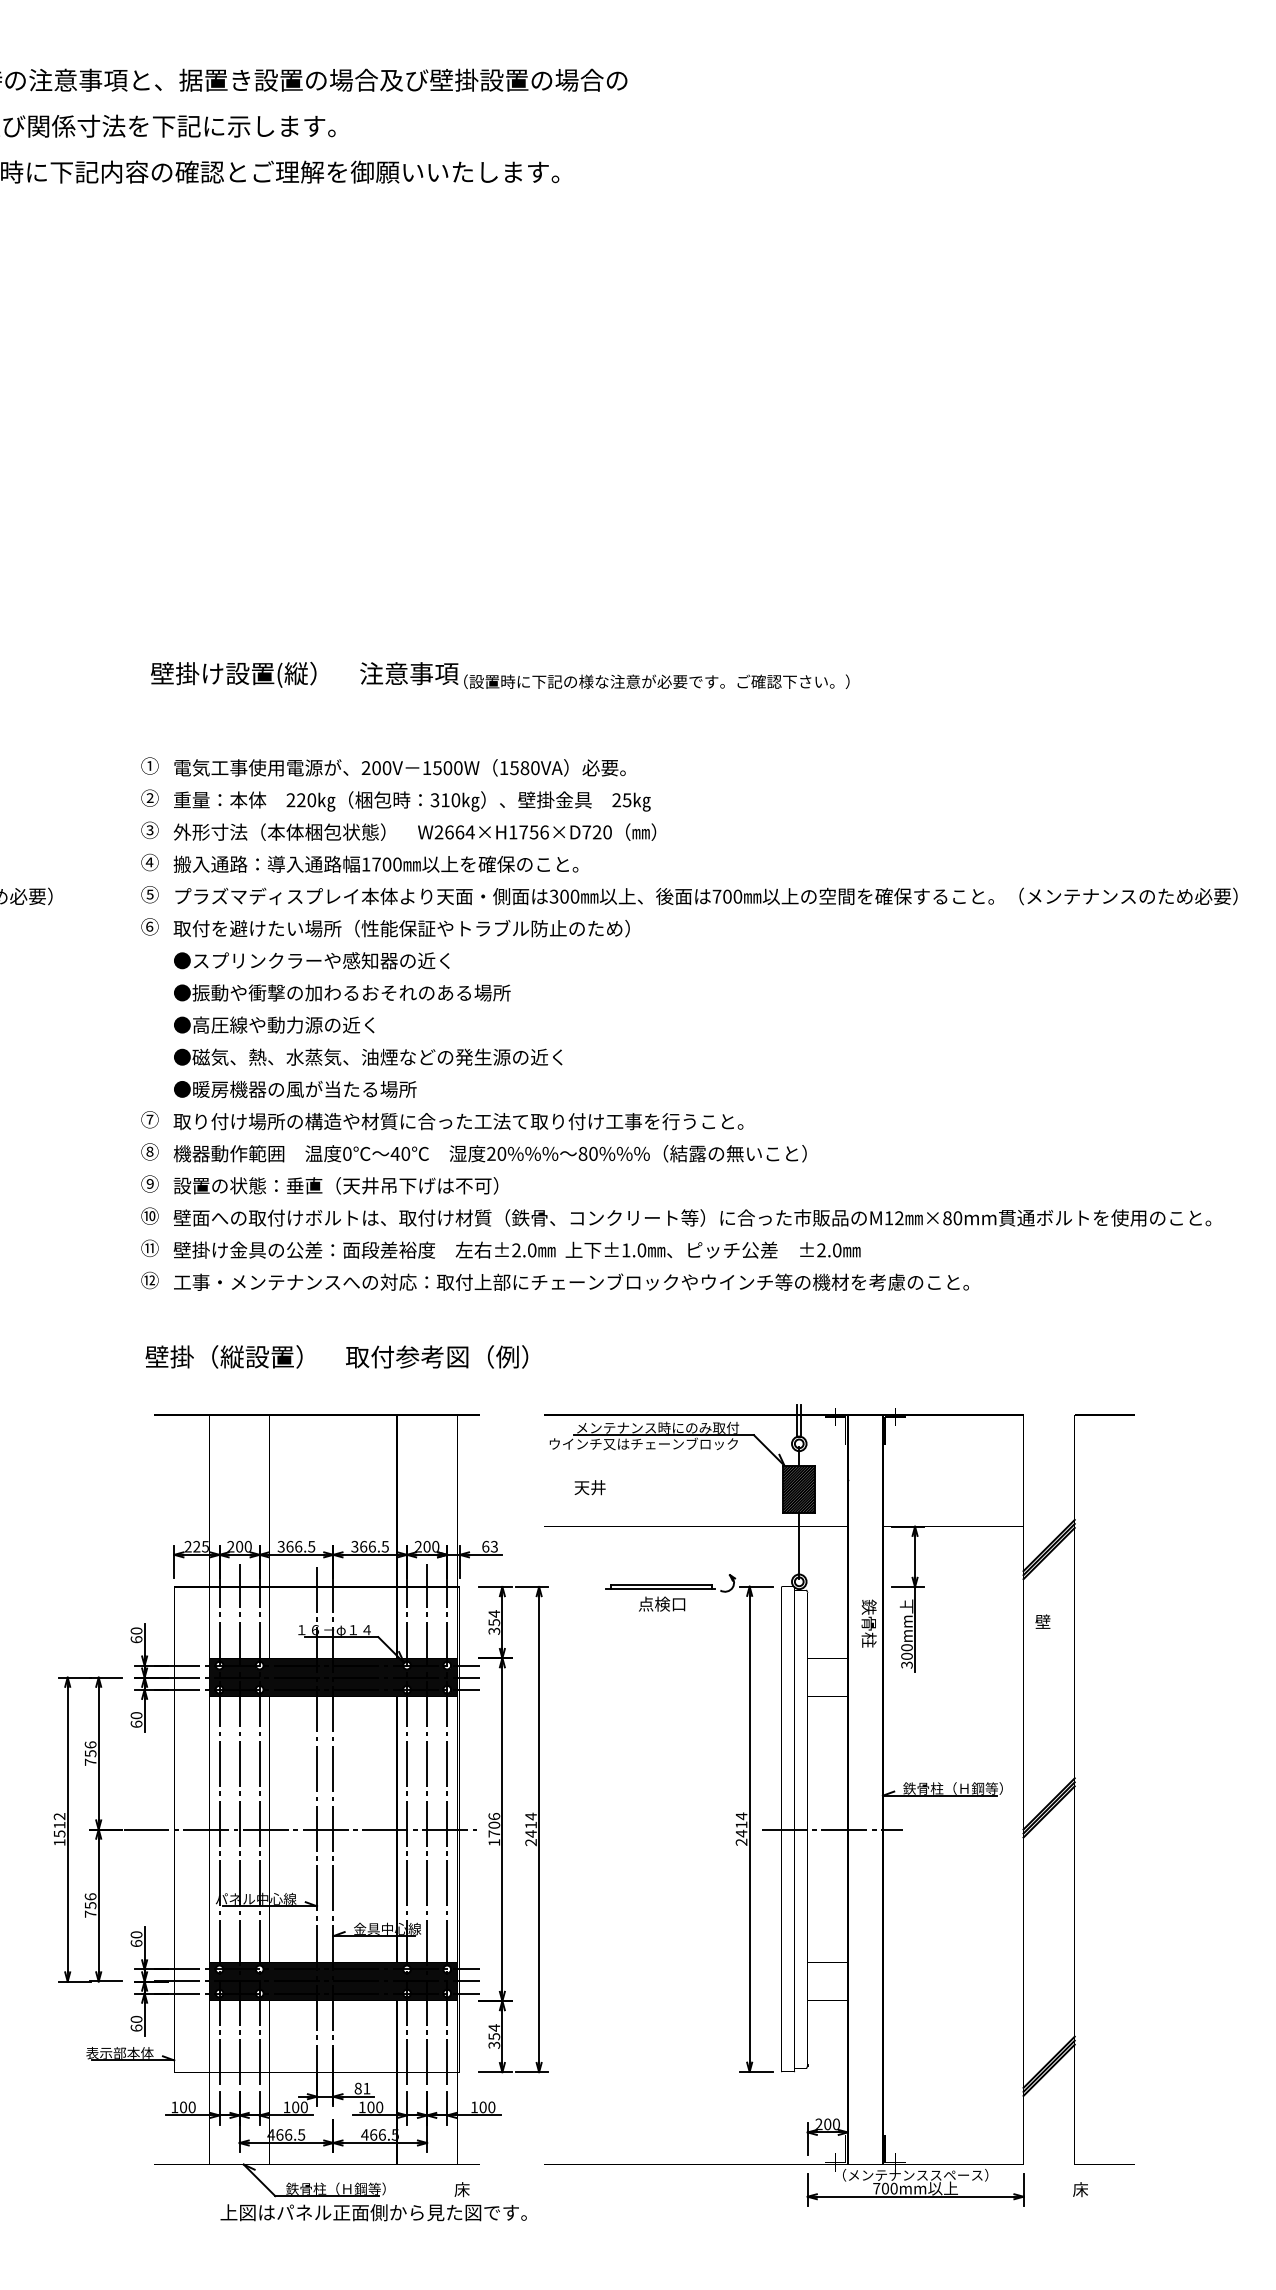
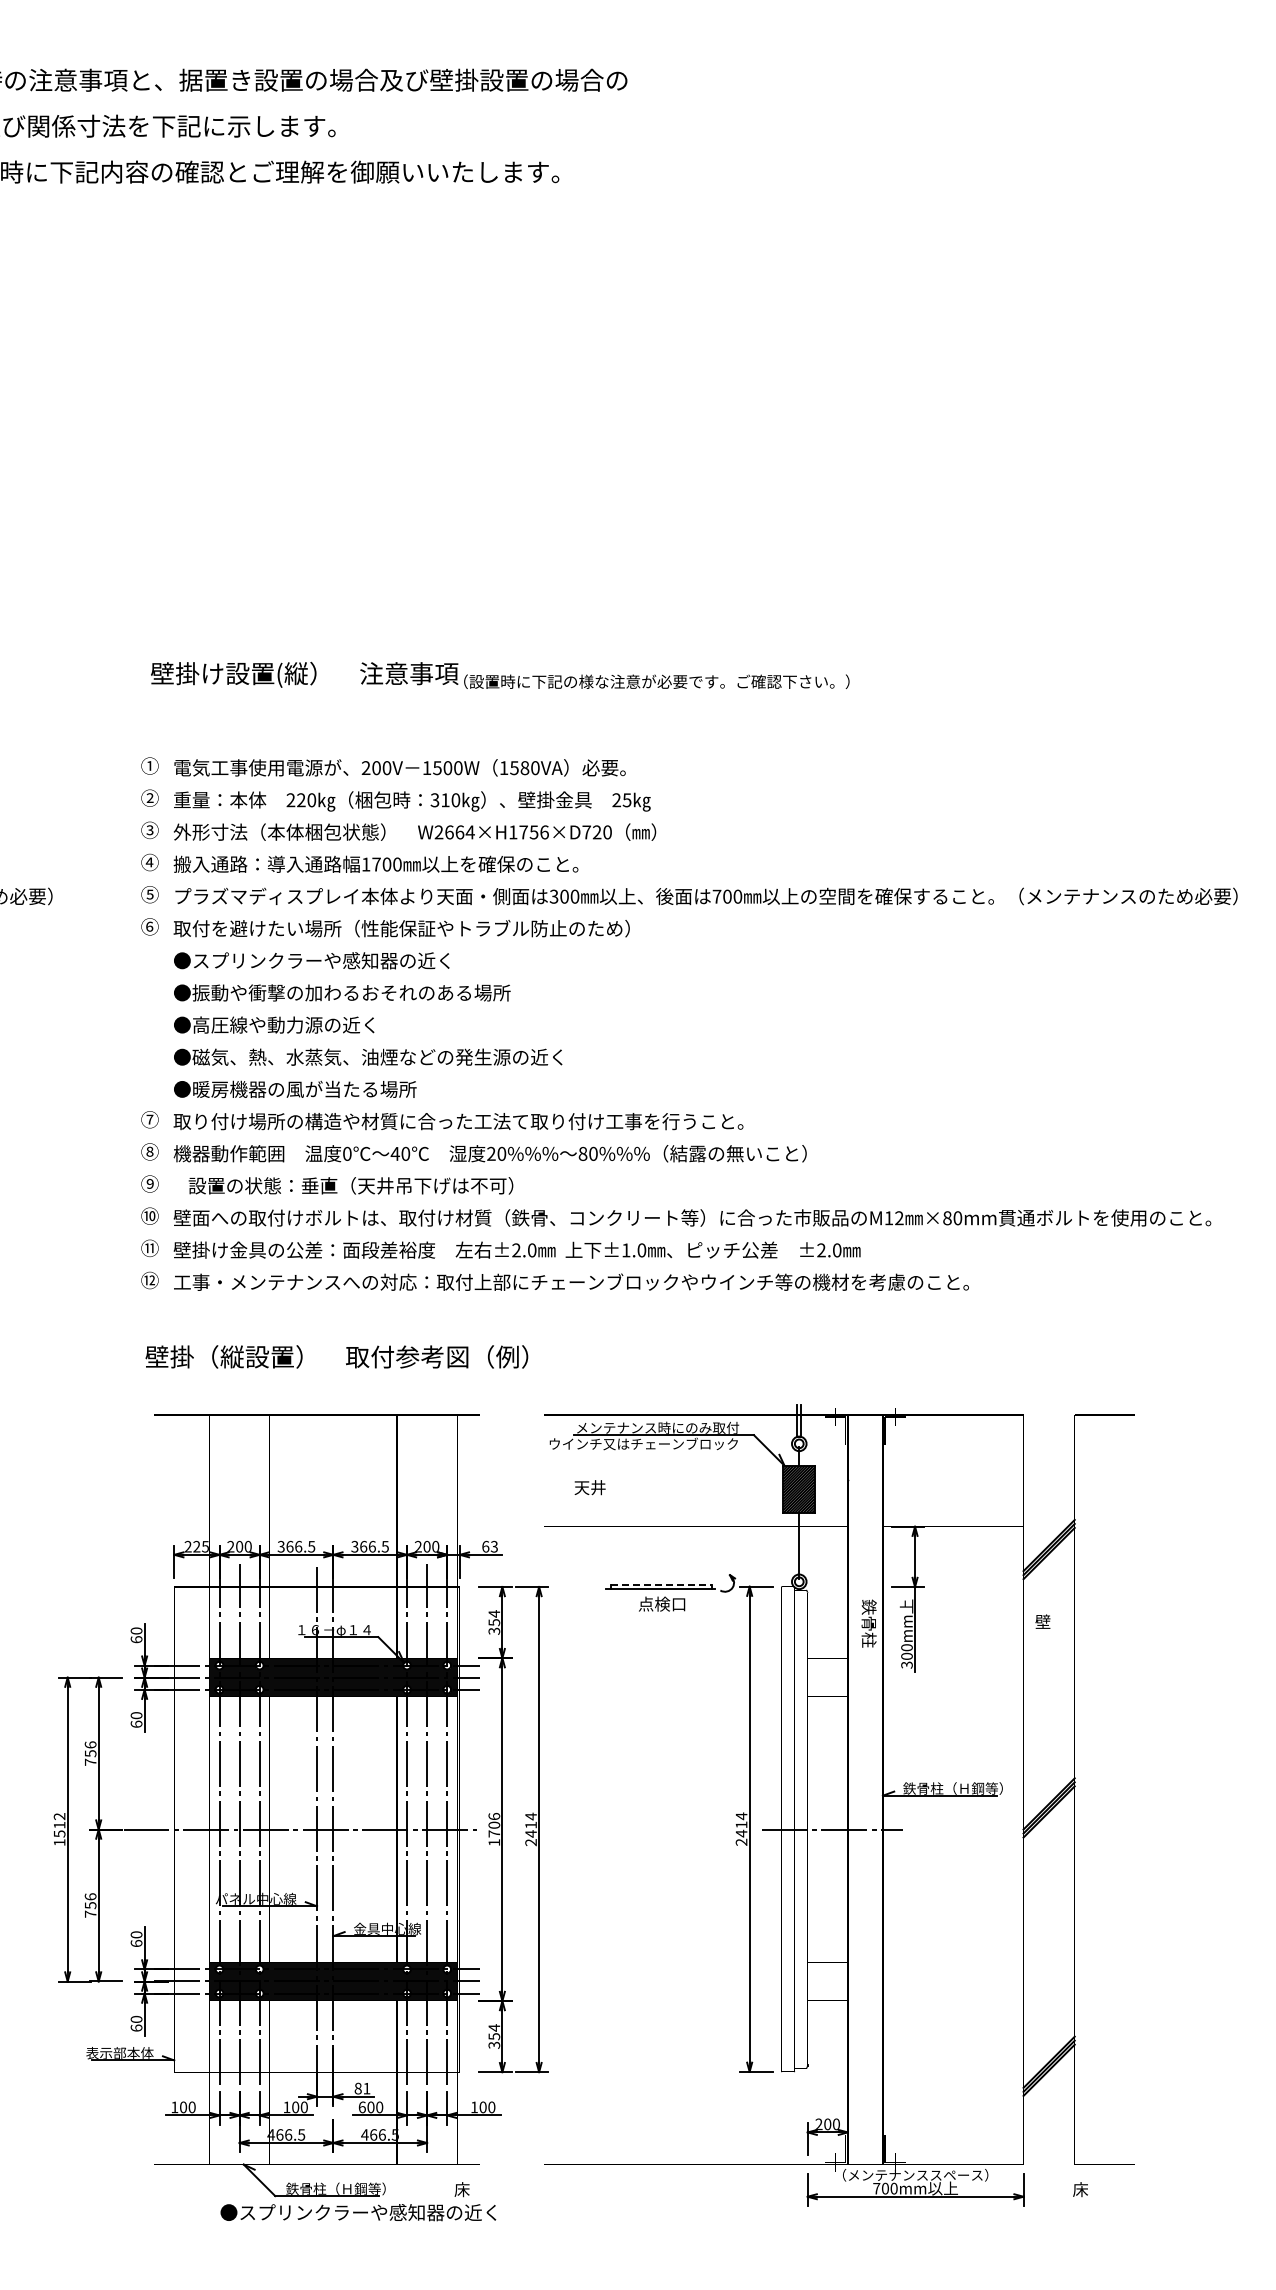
text position: (335, 1185) -> (350, 1185) (350, 1185)
line: solid -> dashed (661, 1584)
text: 100 -> 600 (361, 2107)
text: 上図はパネル正面側から見た図です。 -> ●スプリンクラーや感知器の近く (373, 2212)
